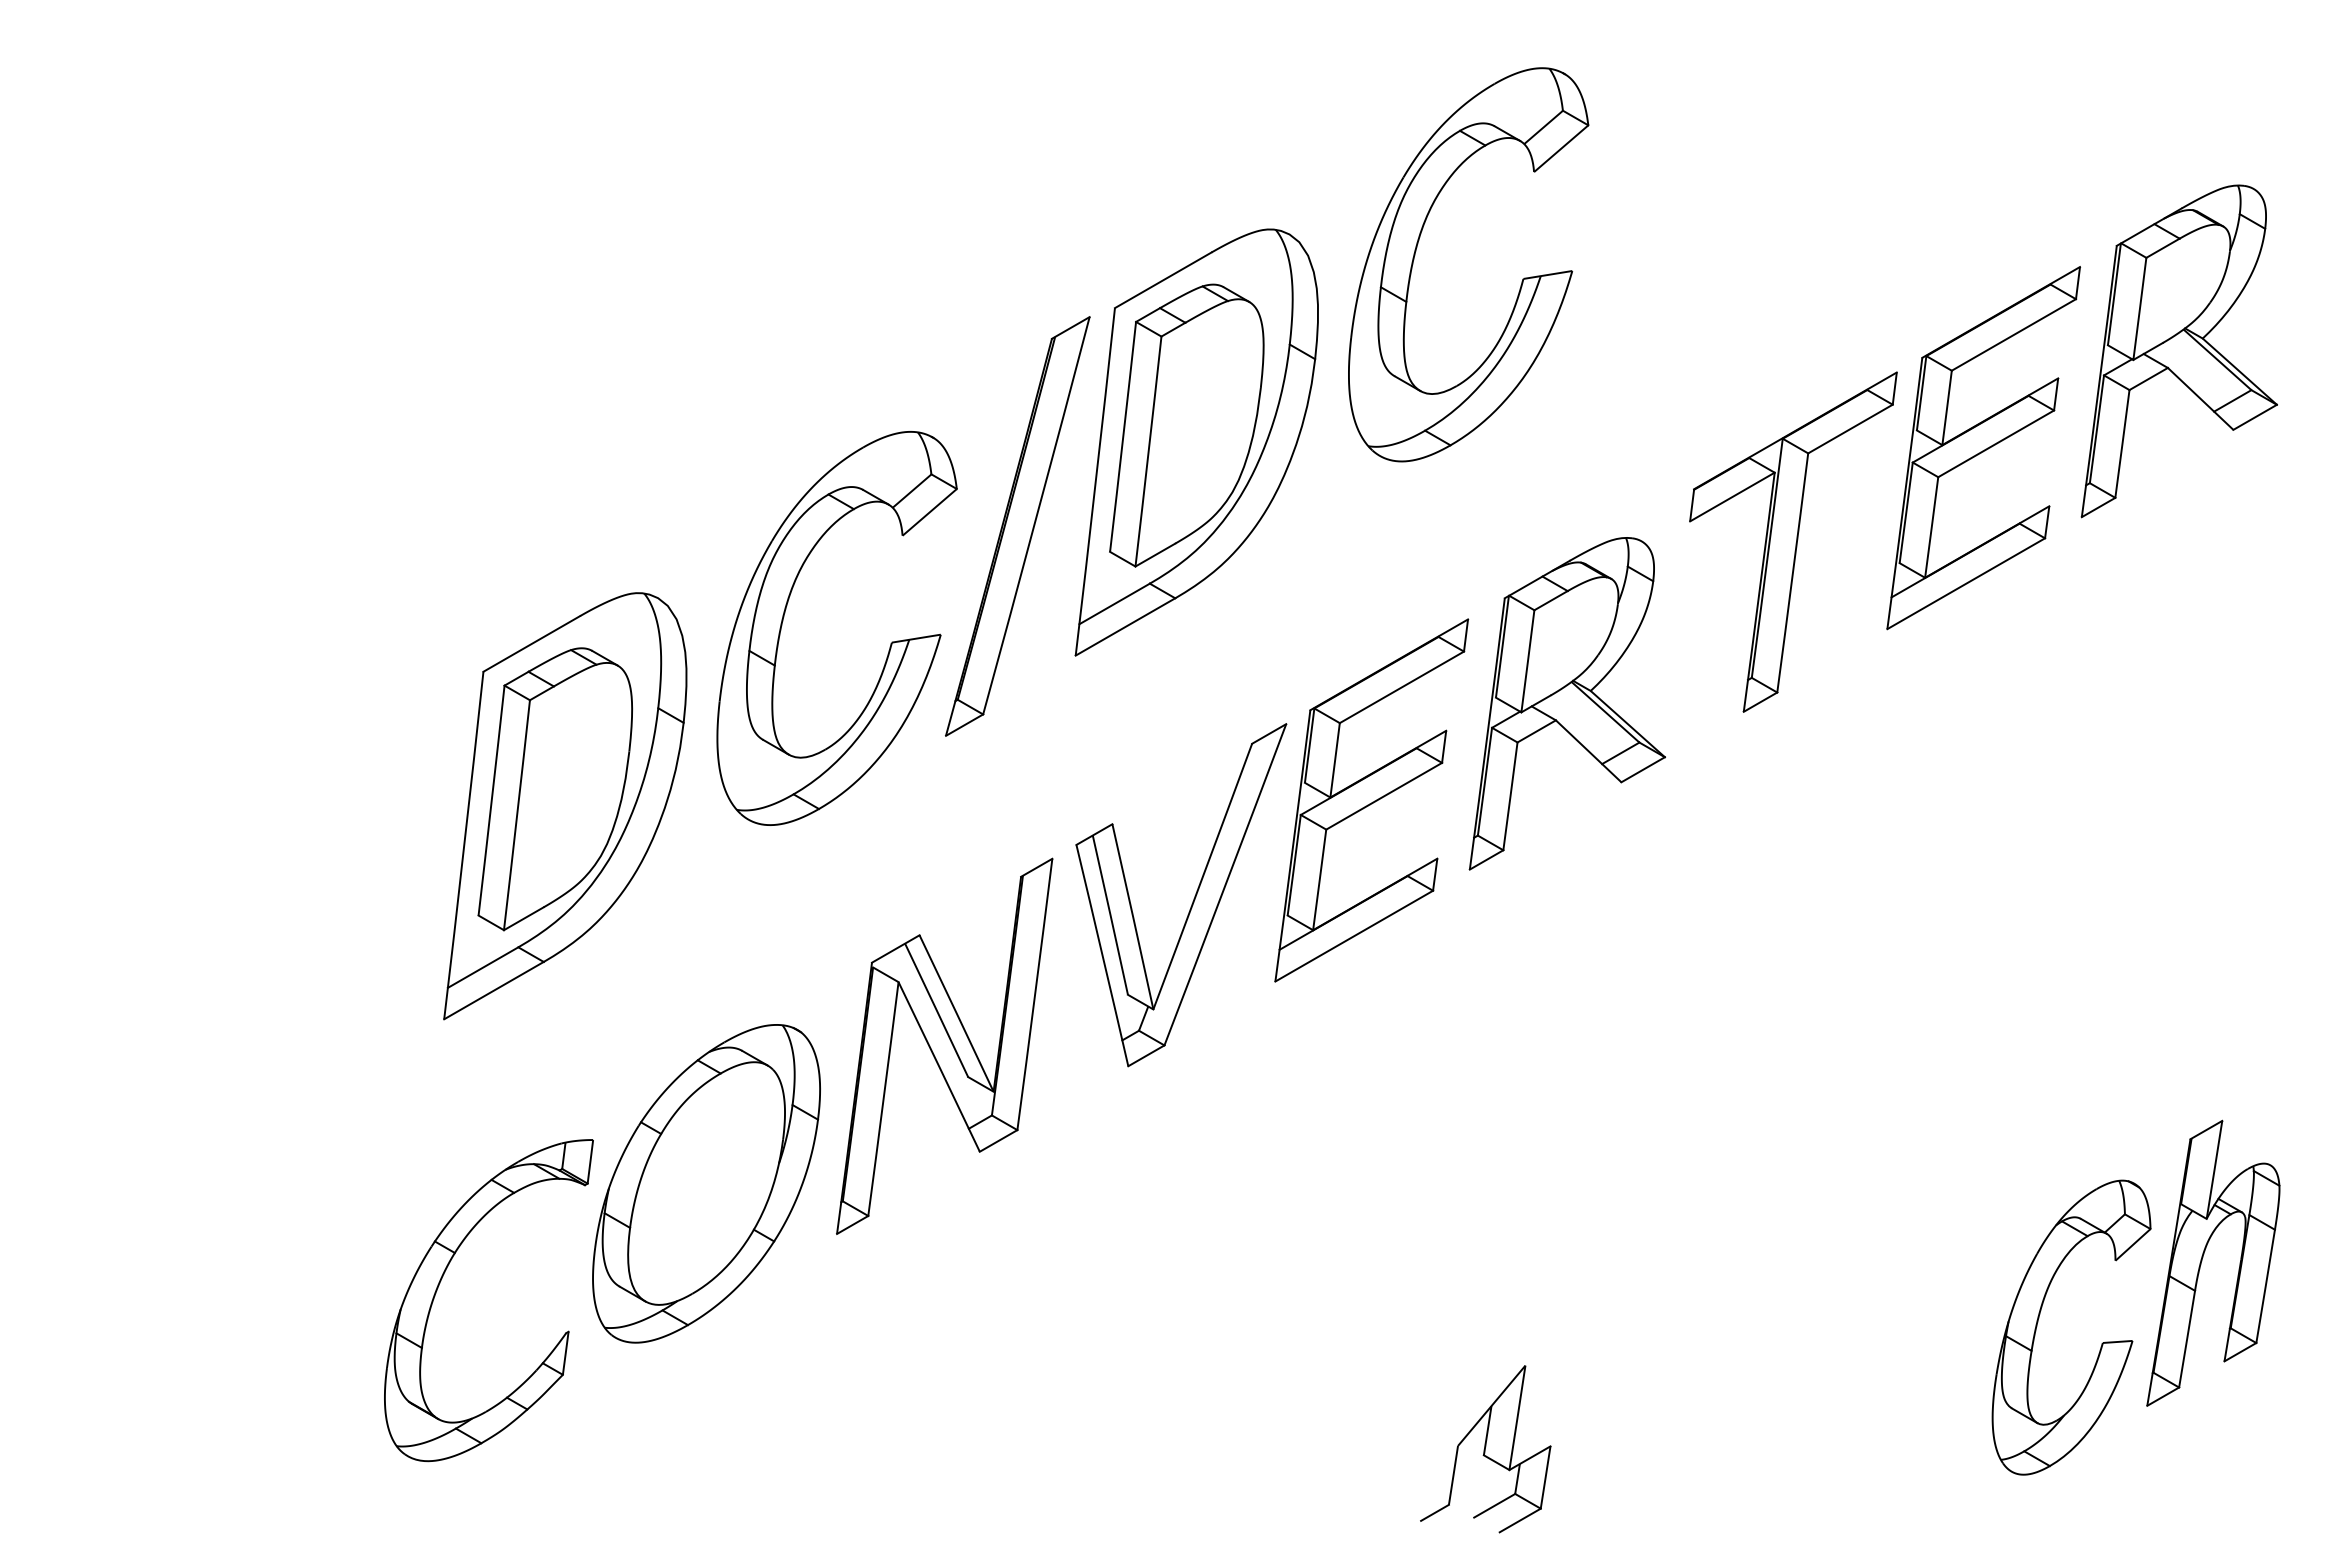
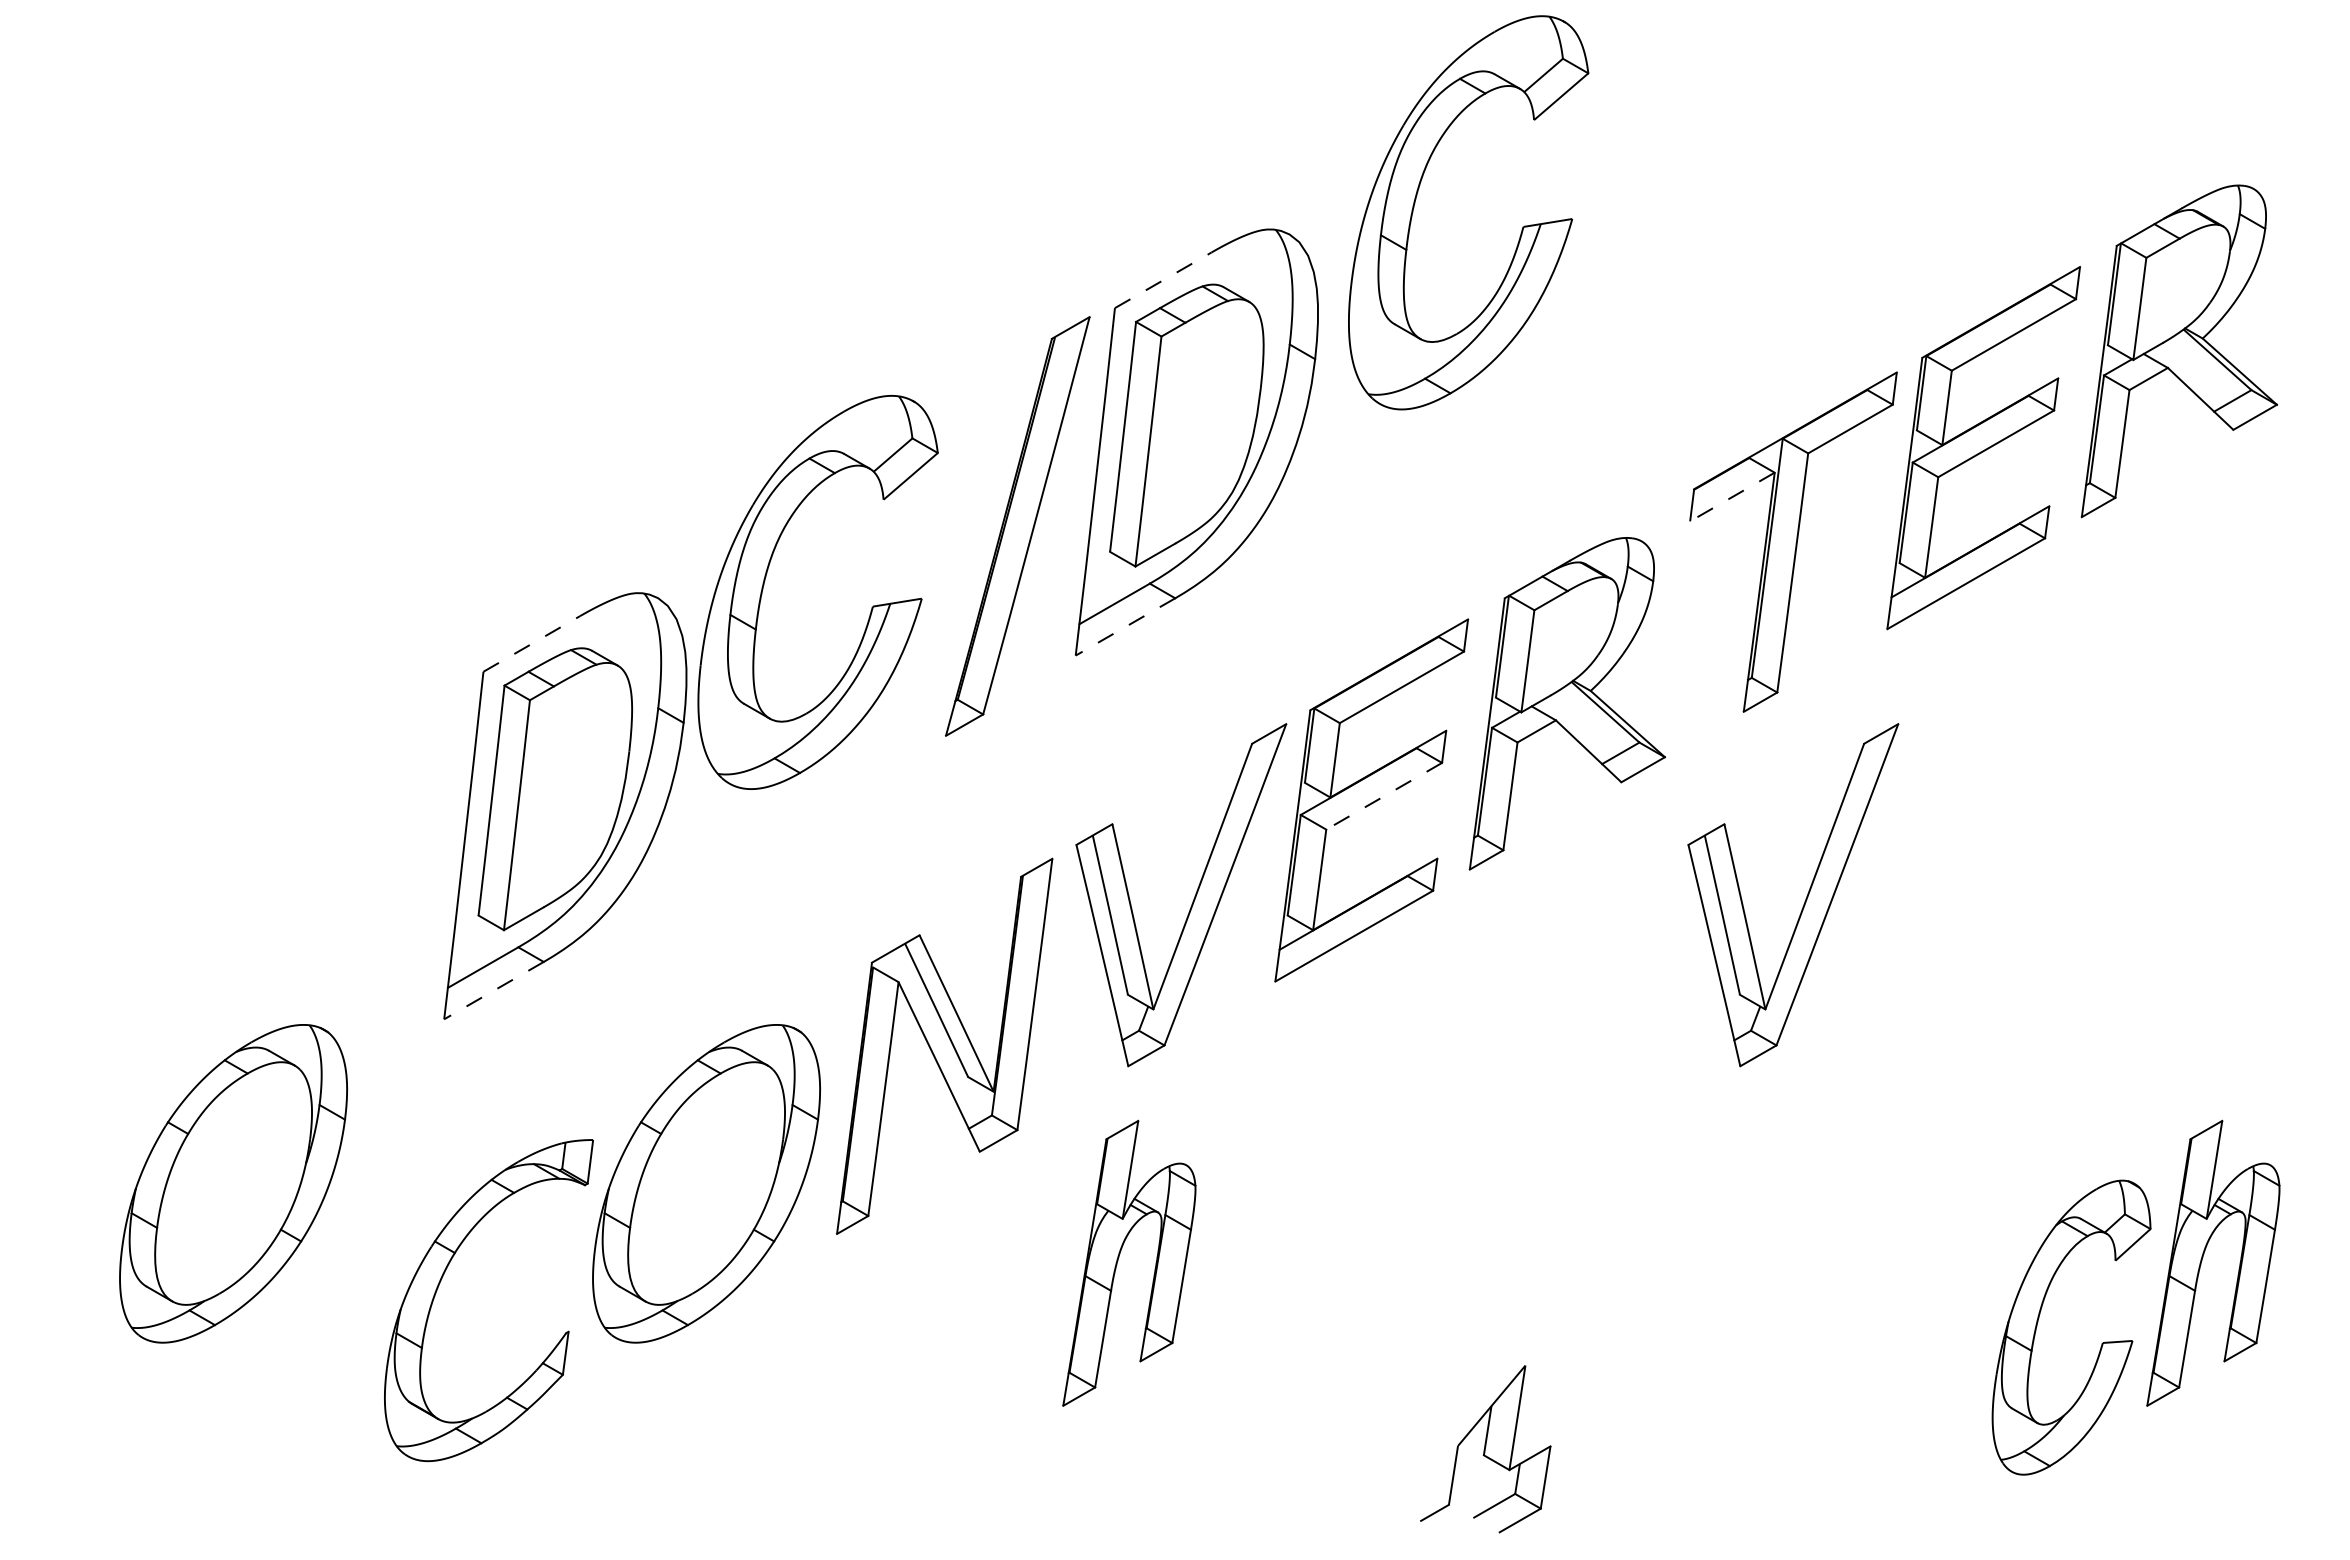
part position: (1416, 251) -> (1416, 199) (1416, 199)
line: solid -> dashed (1163, 280)
line: solid -> dashed (1732, 497)
part position: (784, 617) -> (765, 581) (765, 581)
line: solid -> dashed (1125, 627)
line: solid -> dashed (531, 643)
line: solid -> dashed (1384, 796)
part: none -> present (1805, 898)
line: solid -> dashed (493, 990)
part: none -> present (233, 1183)
part: none -> present (1118, 1261)
